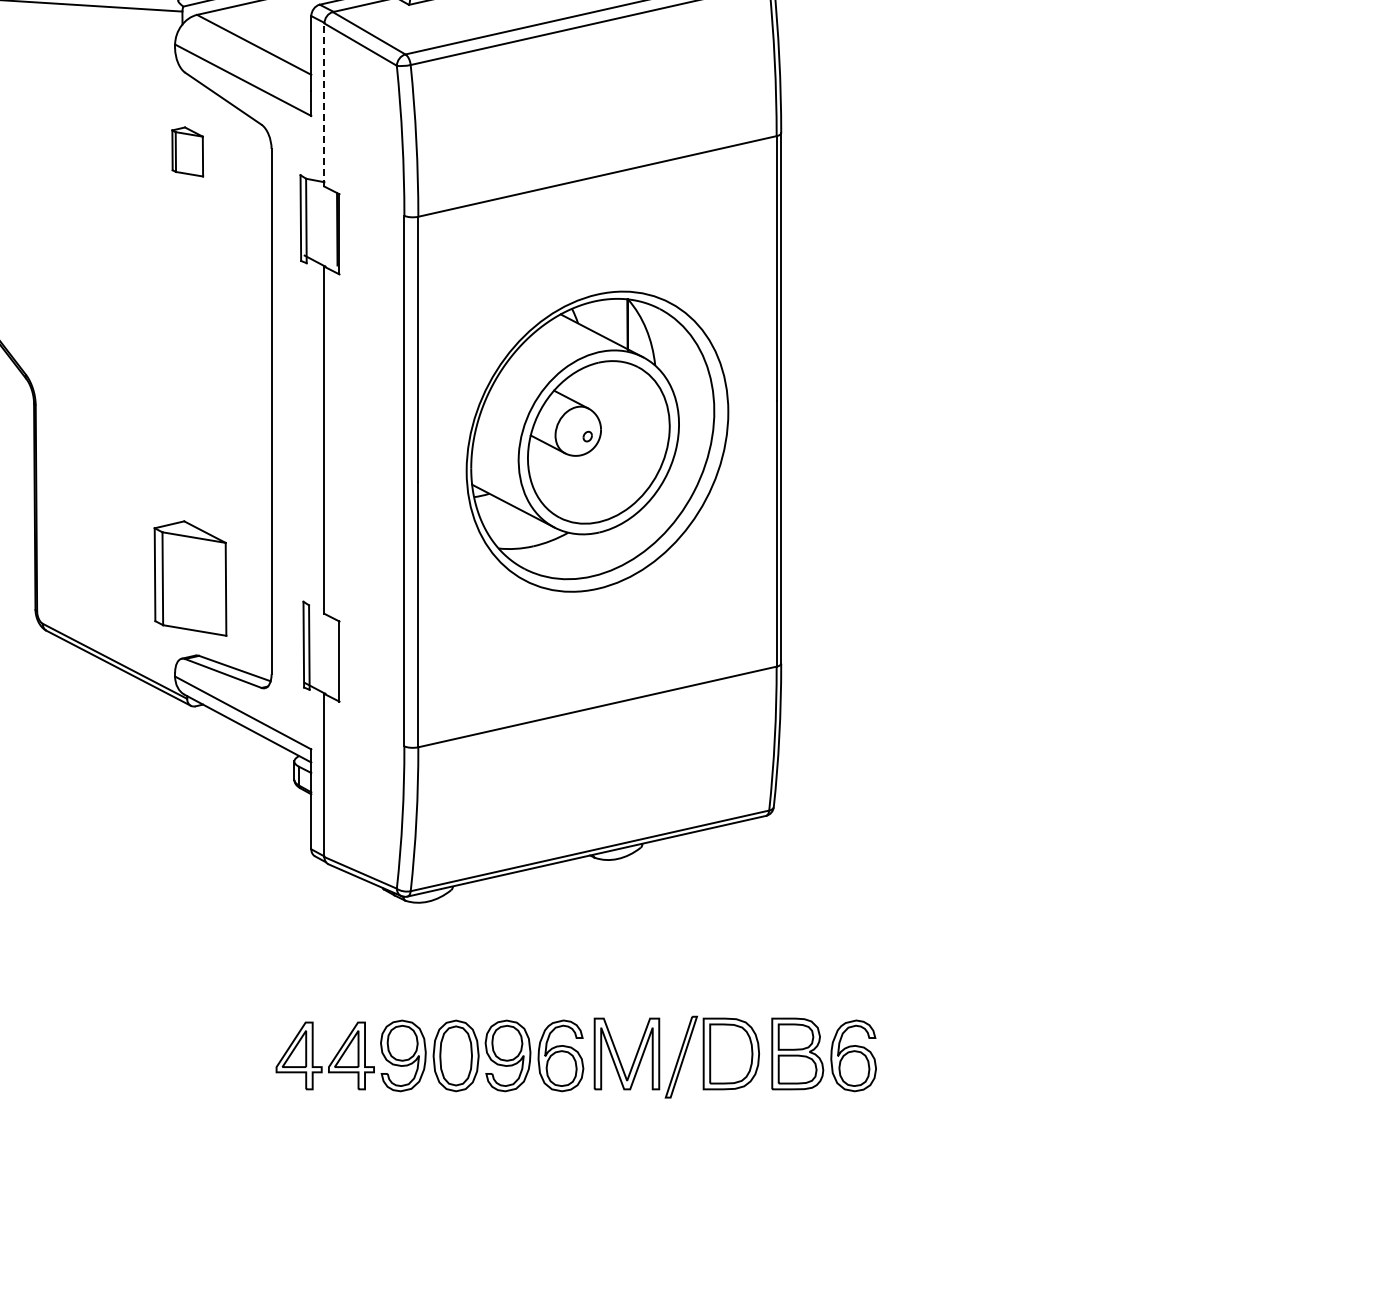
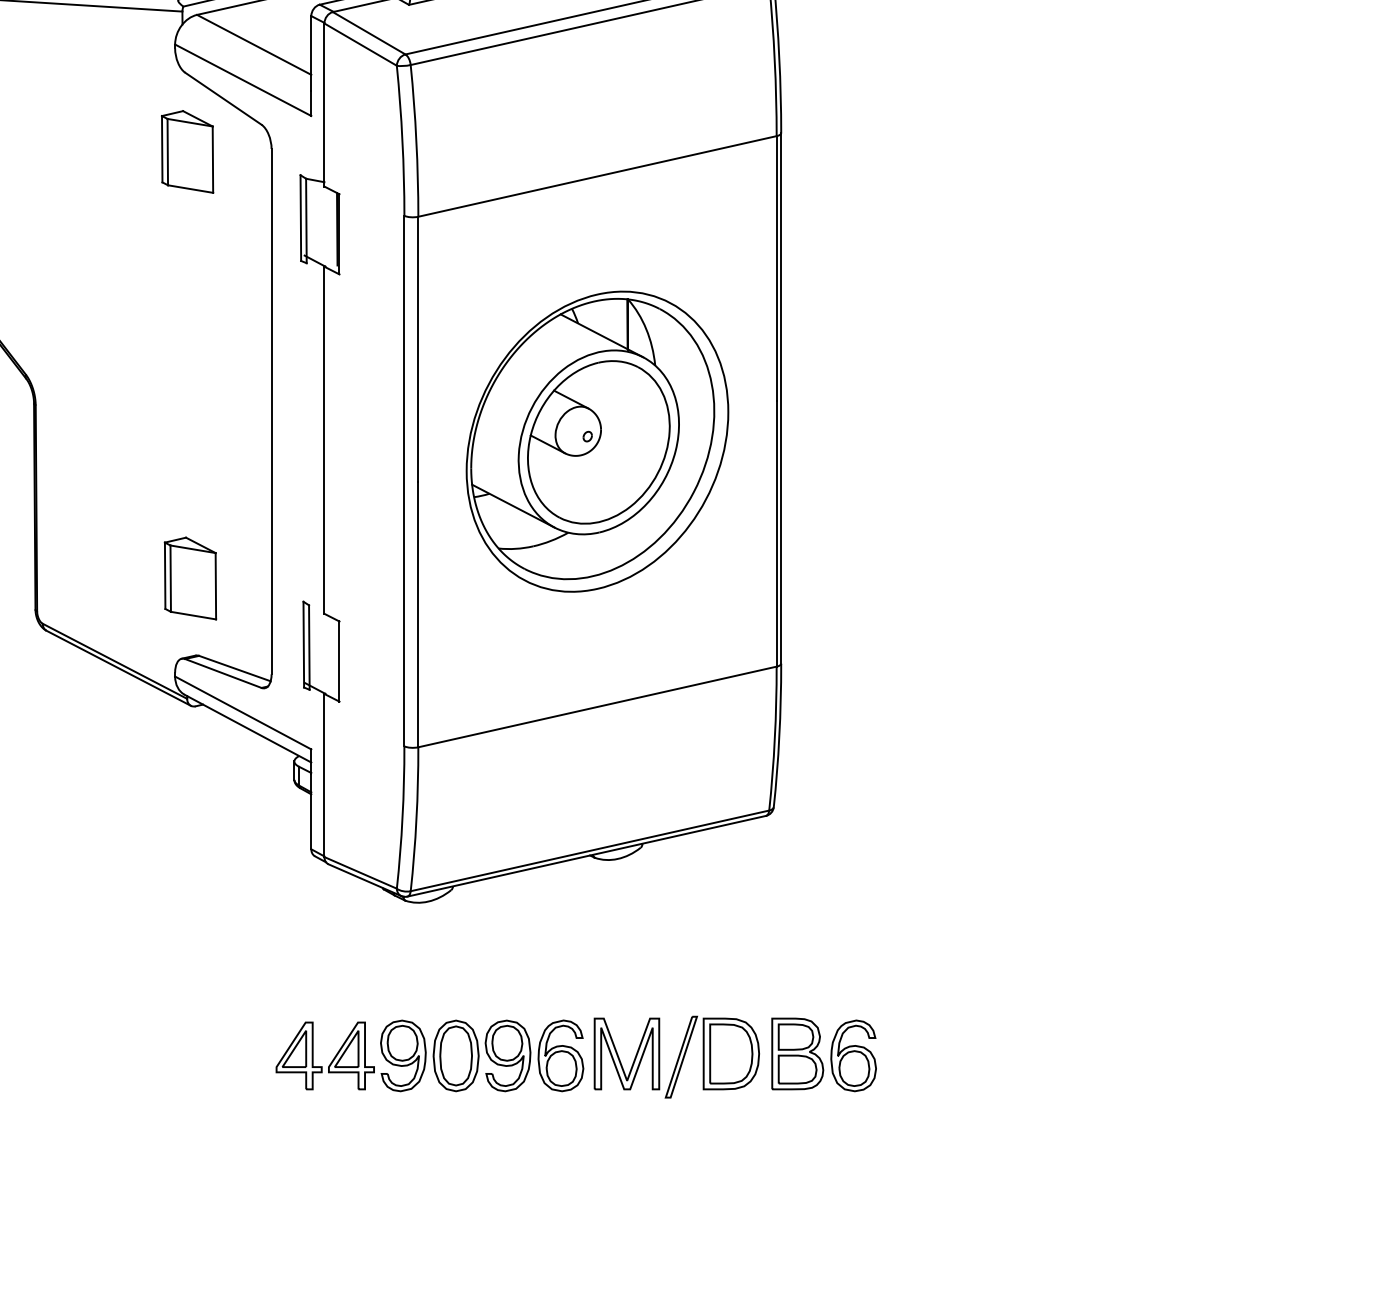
line: dashed -> solid (324, 105)
part size: 34x52 px -> 54x84 px (187, 151)
part size: 75x117 px -> 55x85 px (190, 578)
